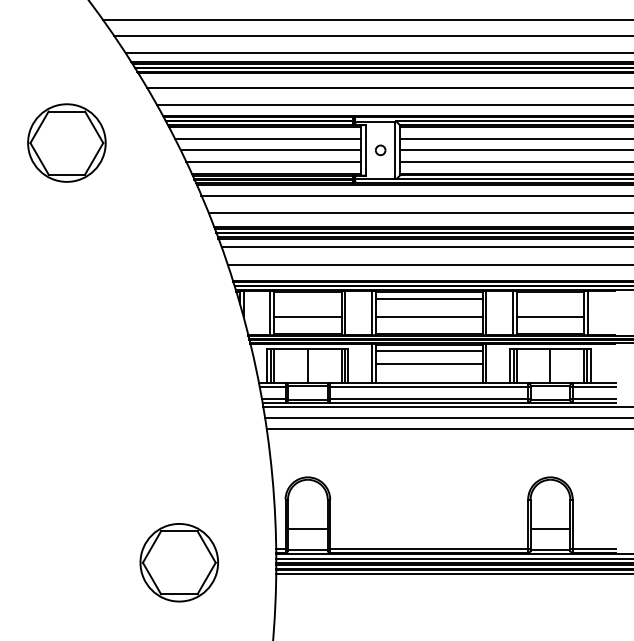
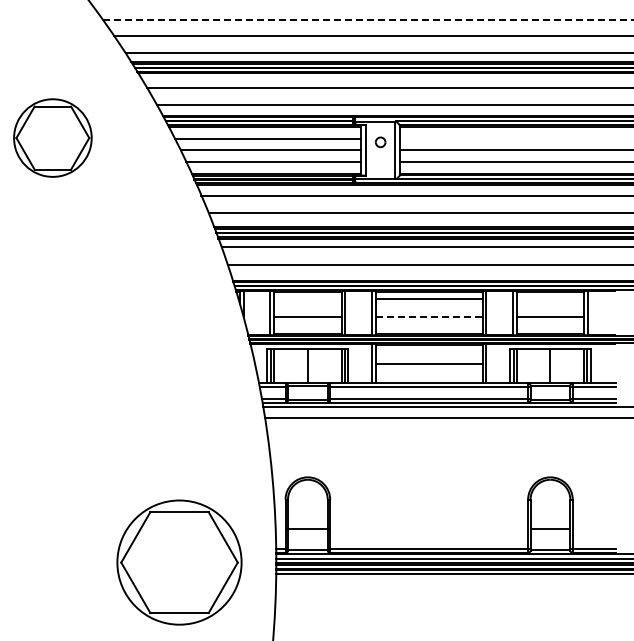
line: solid -> dashed (368, 20)
line: present -> none (515, 139)
part position: (66, 142) -> (52, 137) (52, 137)
part position: (380, 150) -> (380, 142) (380, 142)
line: solid -> dashed (429, 316)
line: present -> none (428, 351)
line: present -> none (448, 428)
part size: 80x80 px -> 127x127 px (179, 562)
